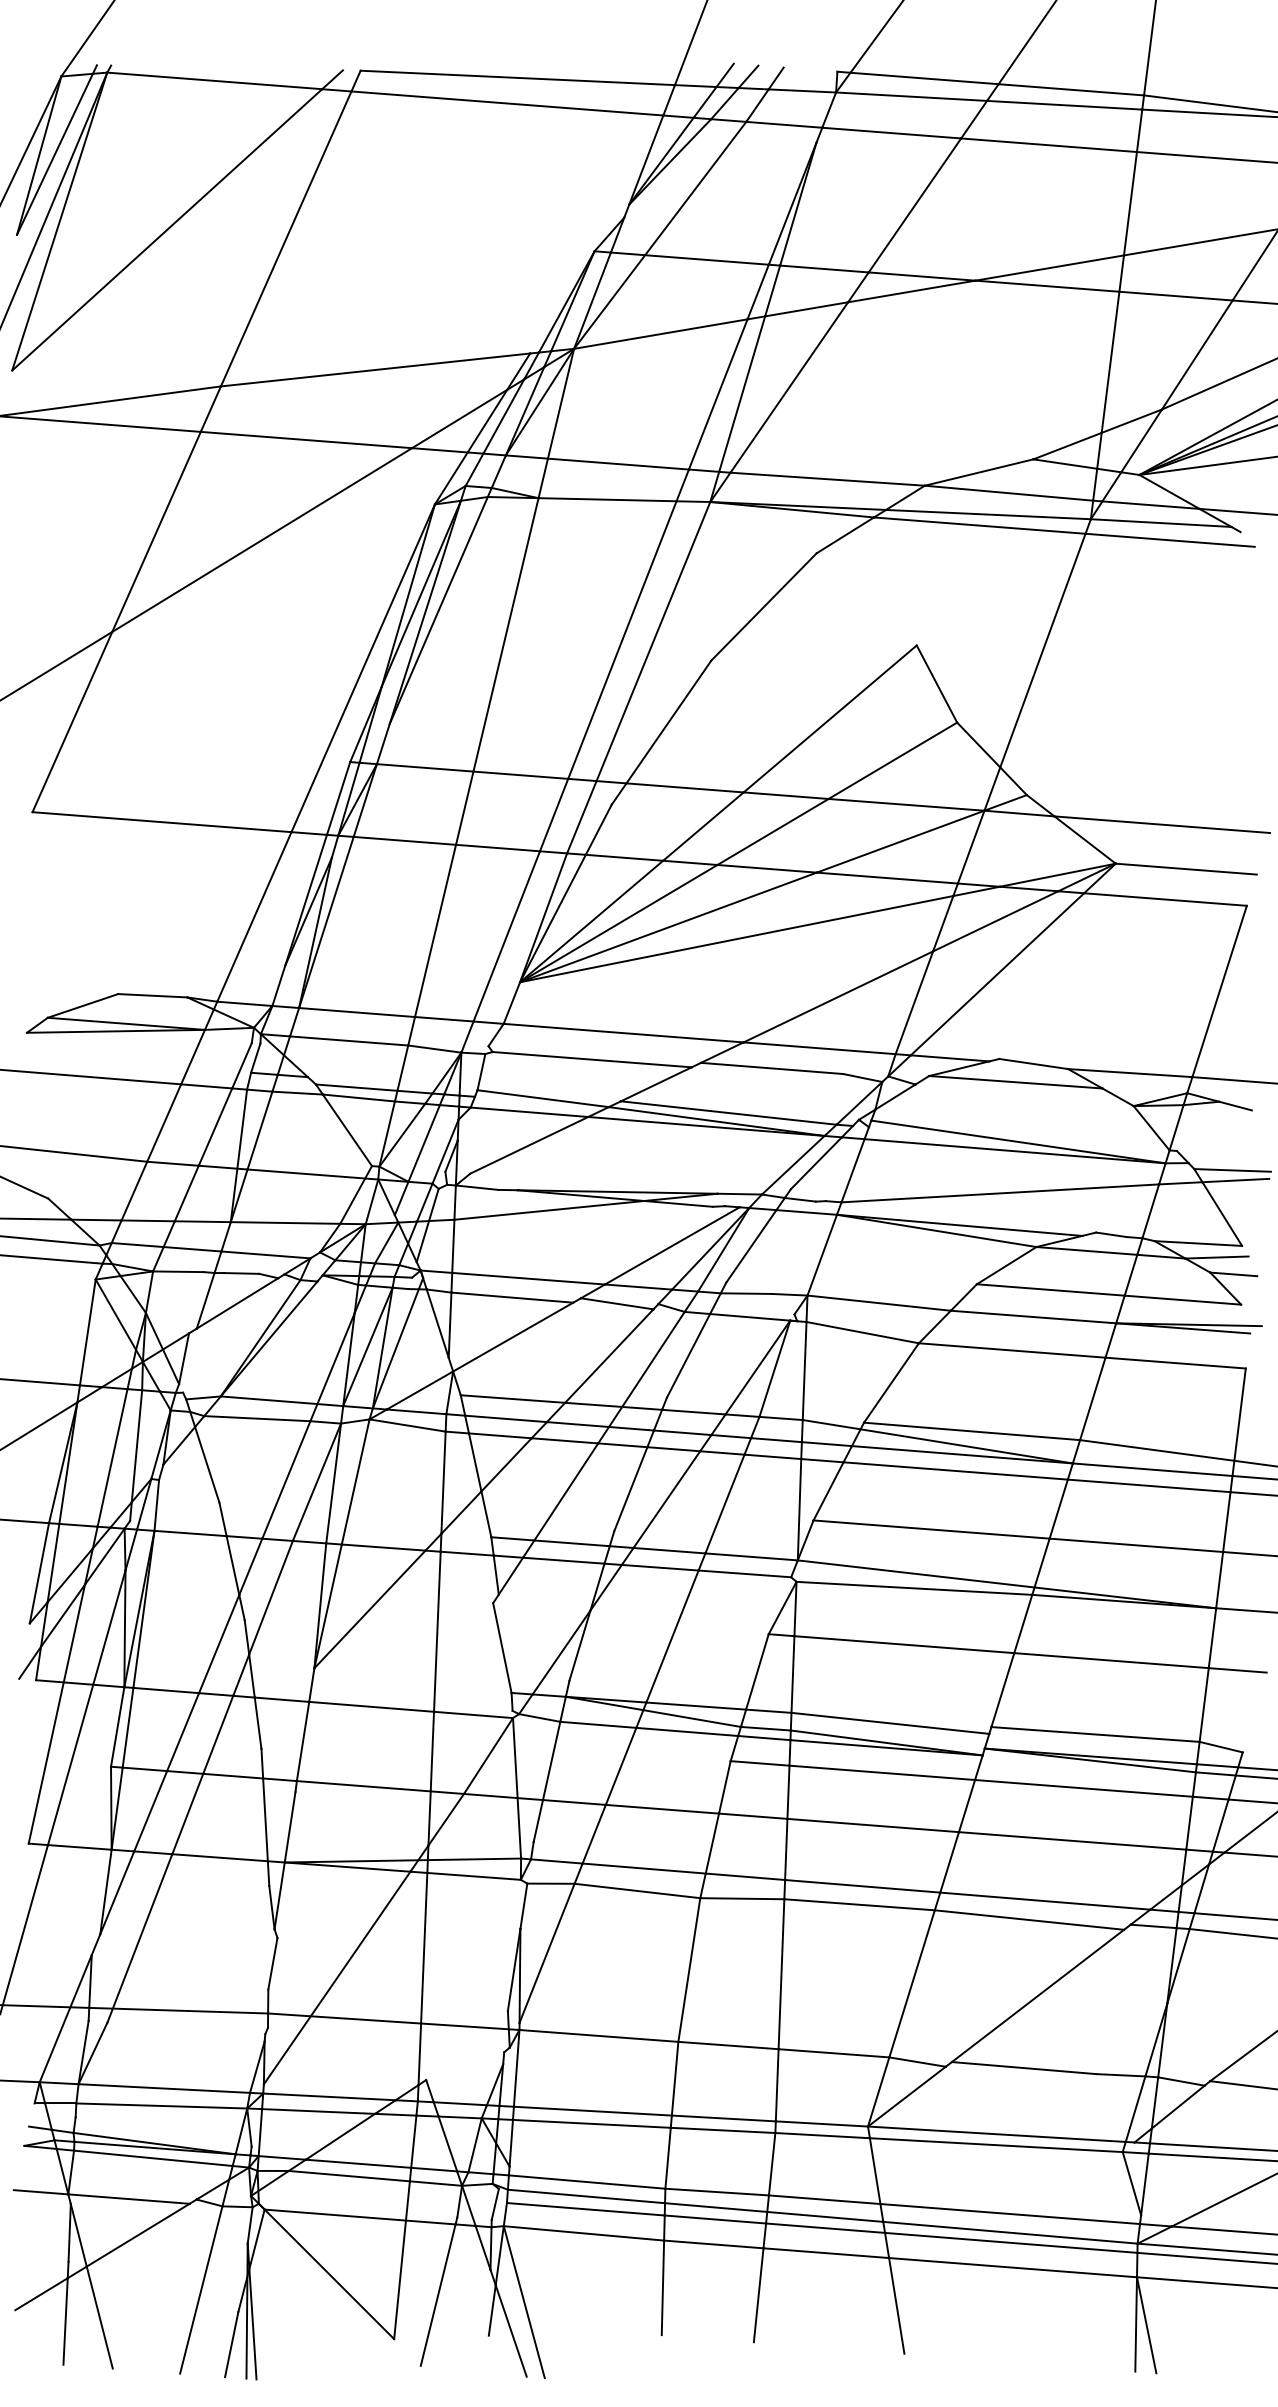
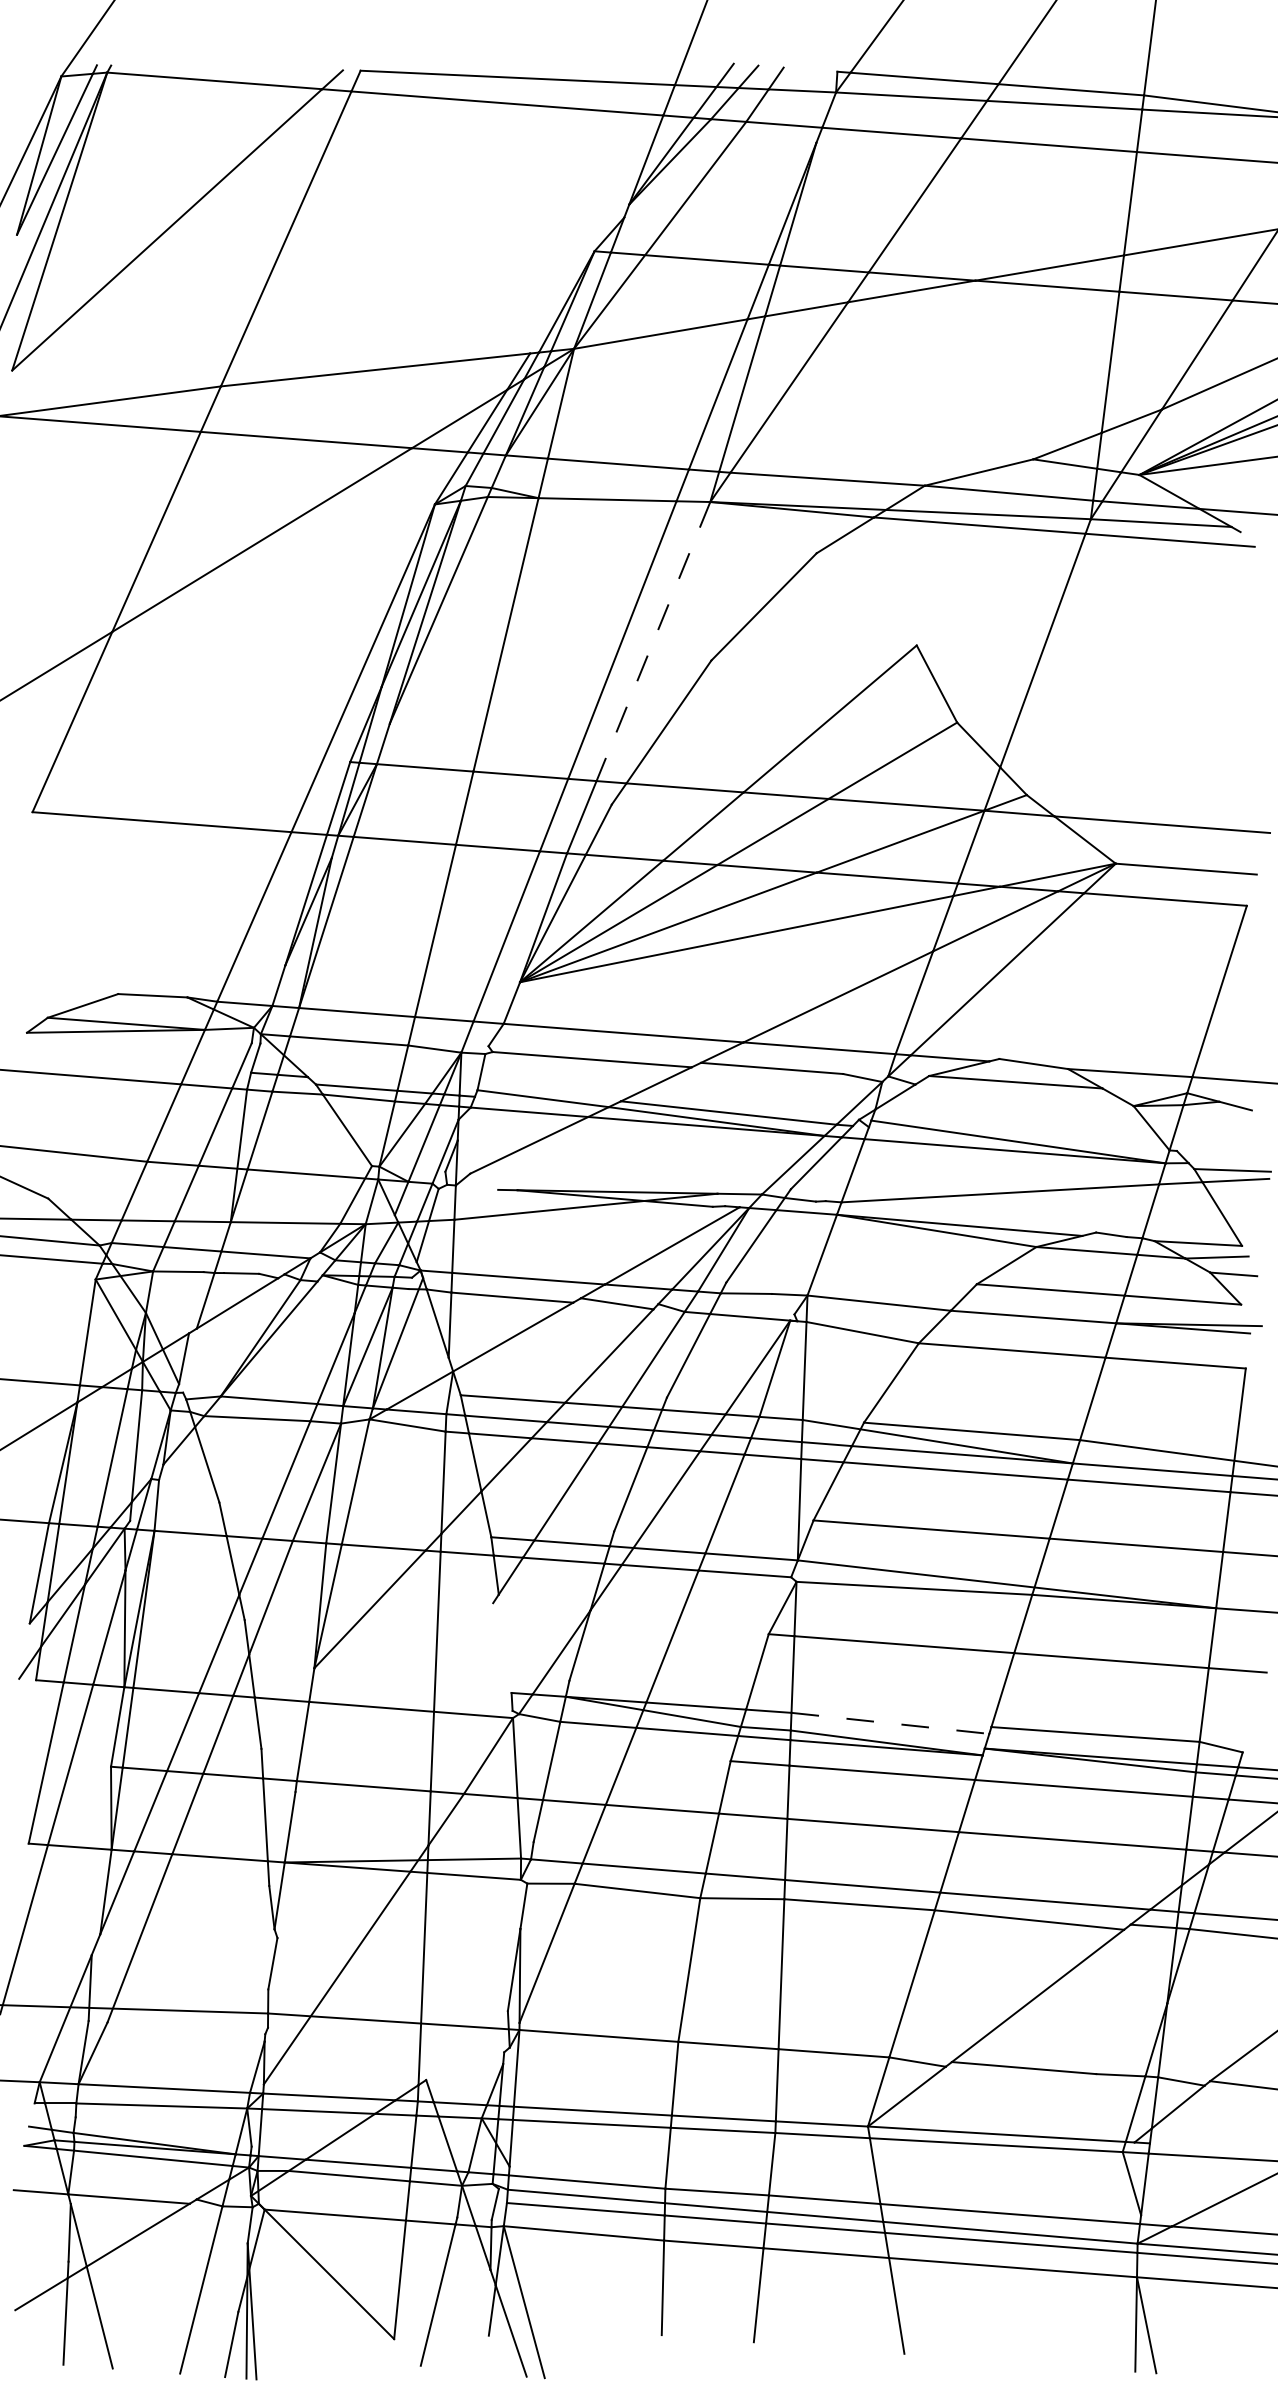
line: solid -> dashed (653, 641)
line: present -> none (476, 1187)
line: present -> none (502, 1647)
line: solid -> dashed (890, 1723)
line: present -> none (1211, 2146)
